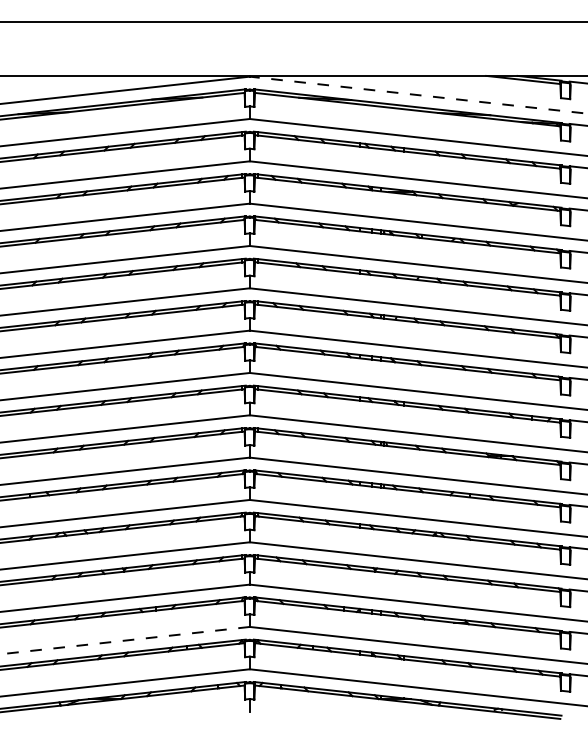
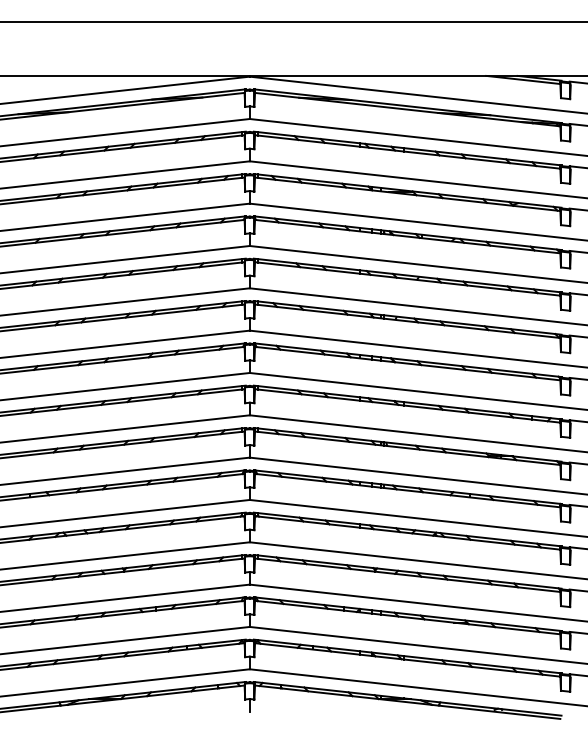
line: dashed -> solid (418, 95)
line: dashed -> solid (124, 640)
